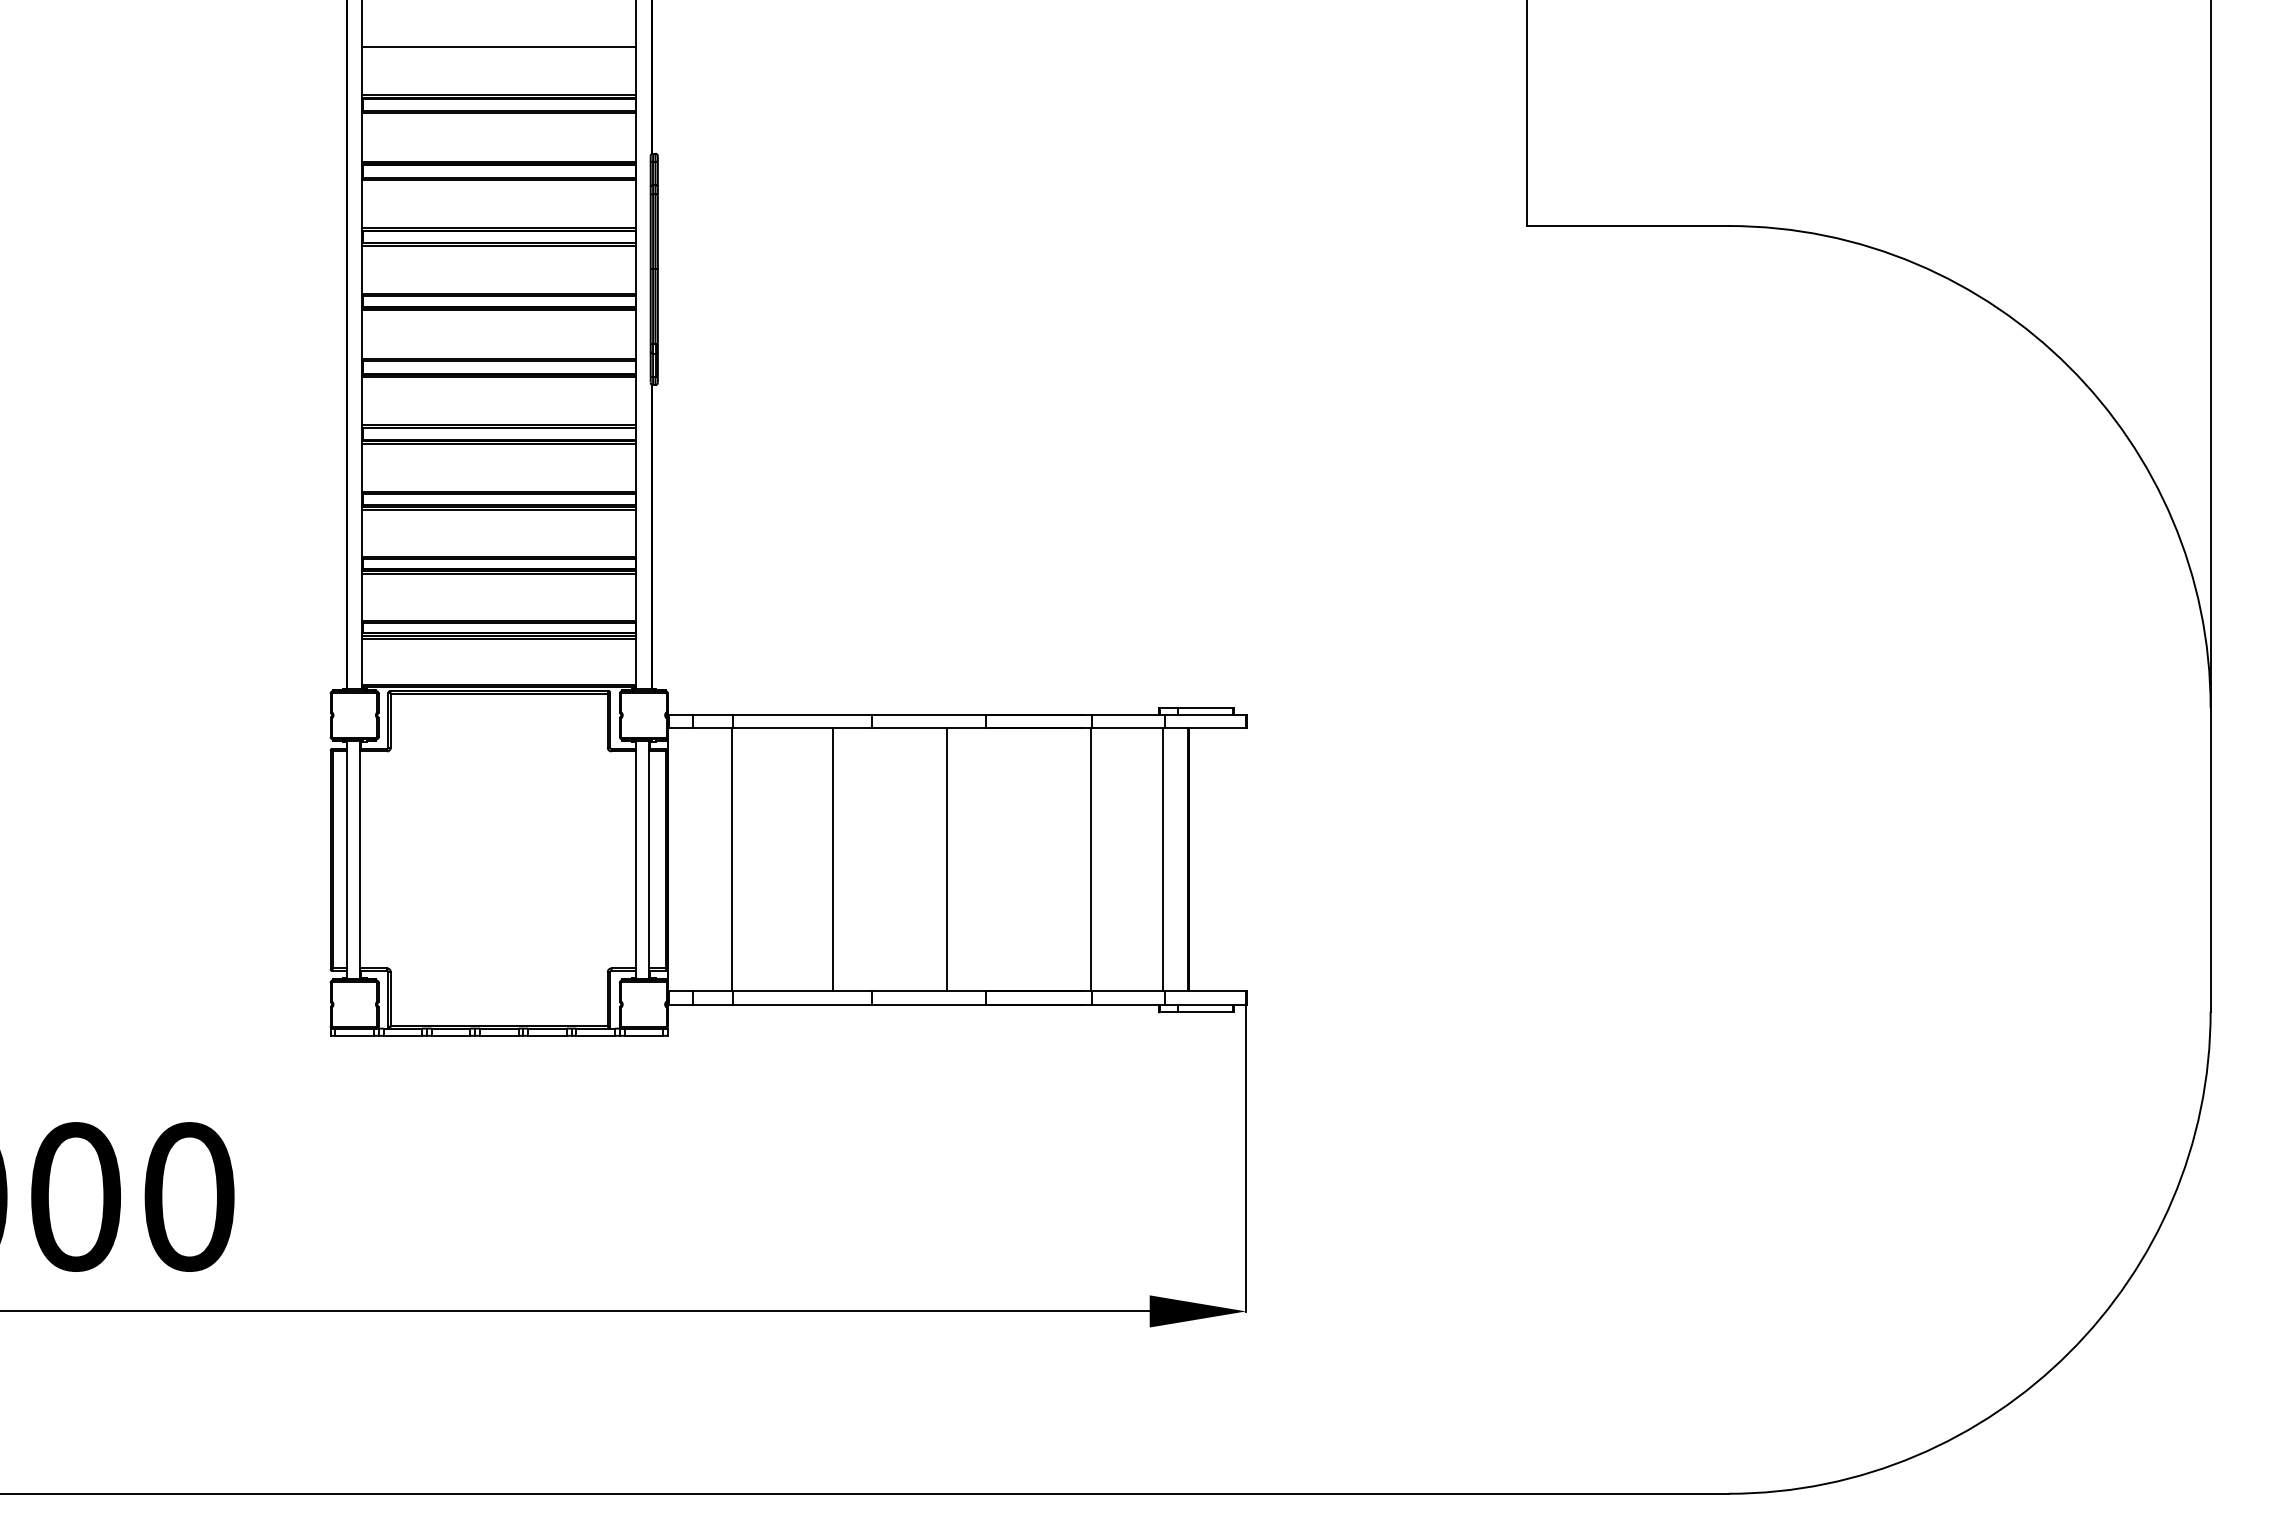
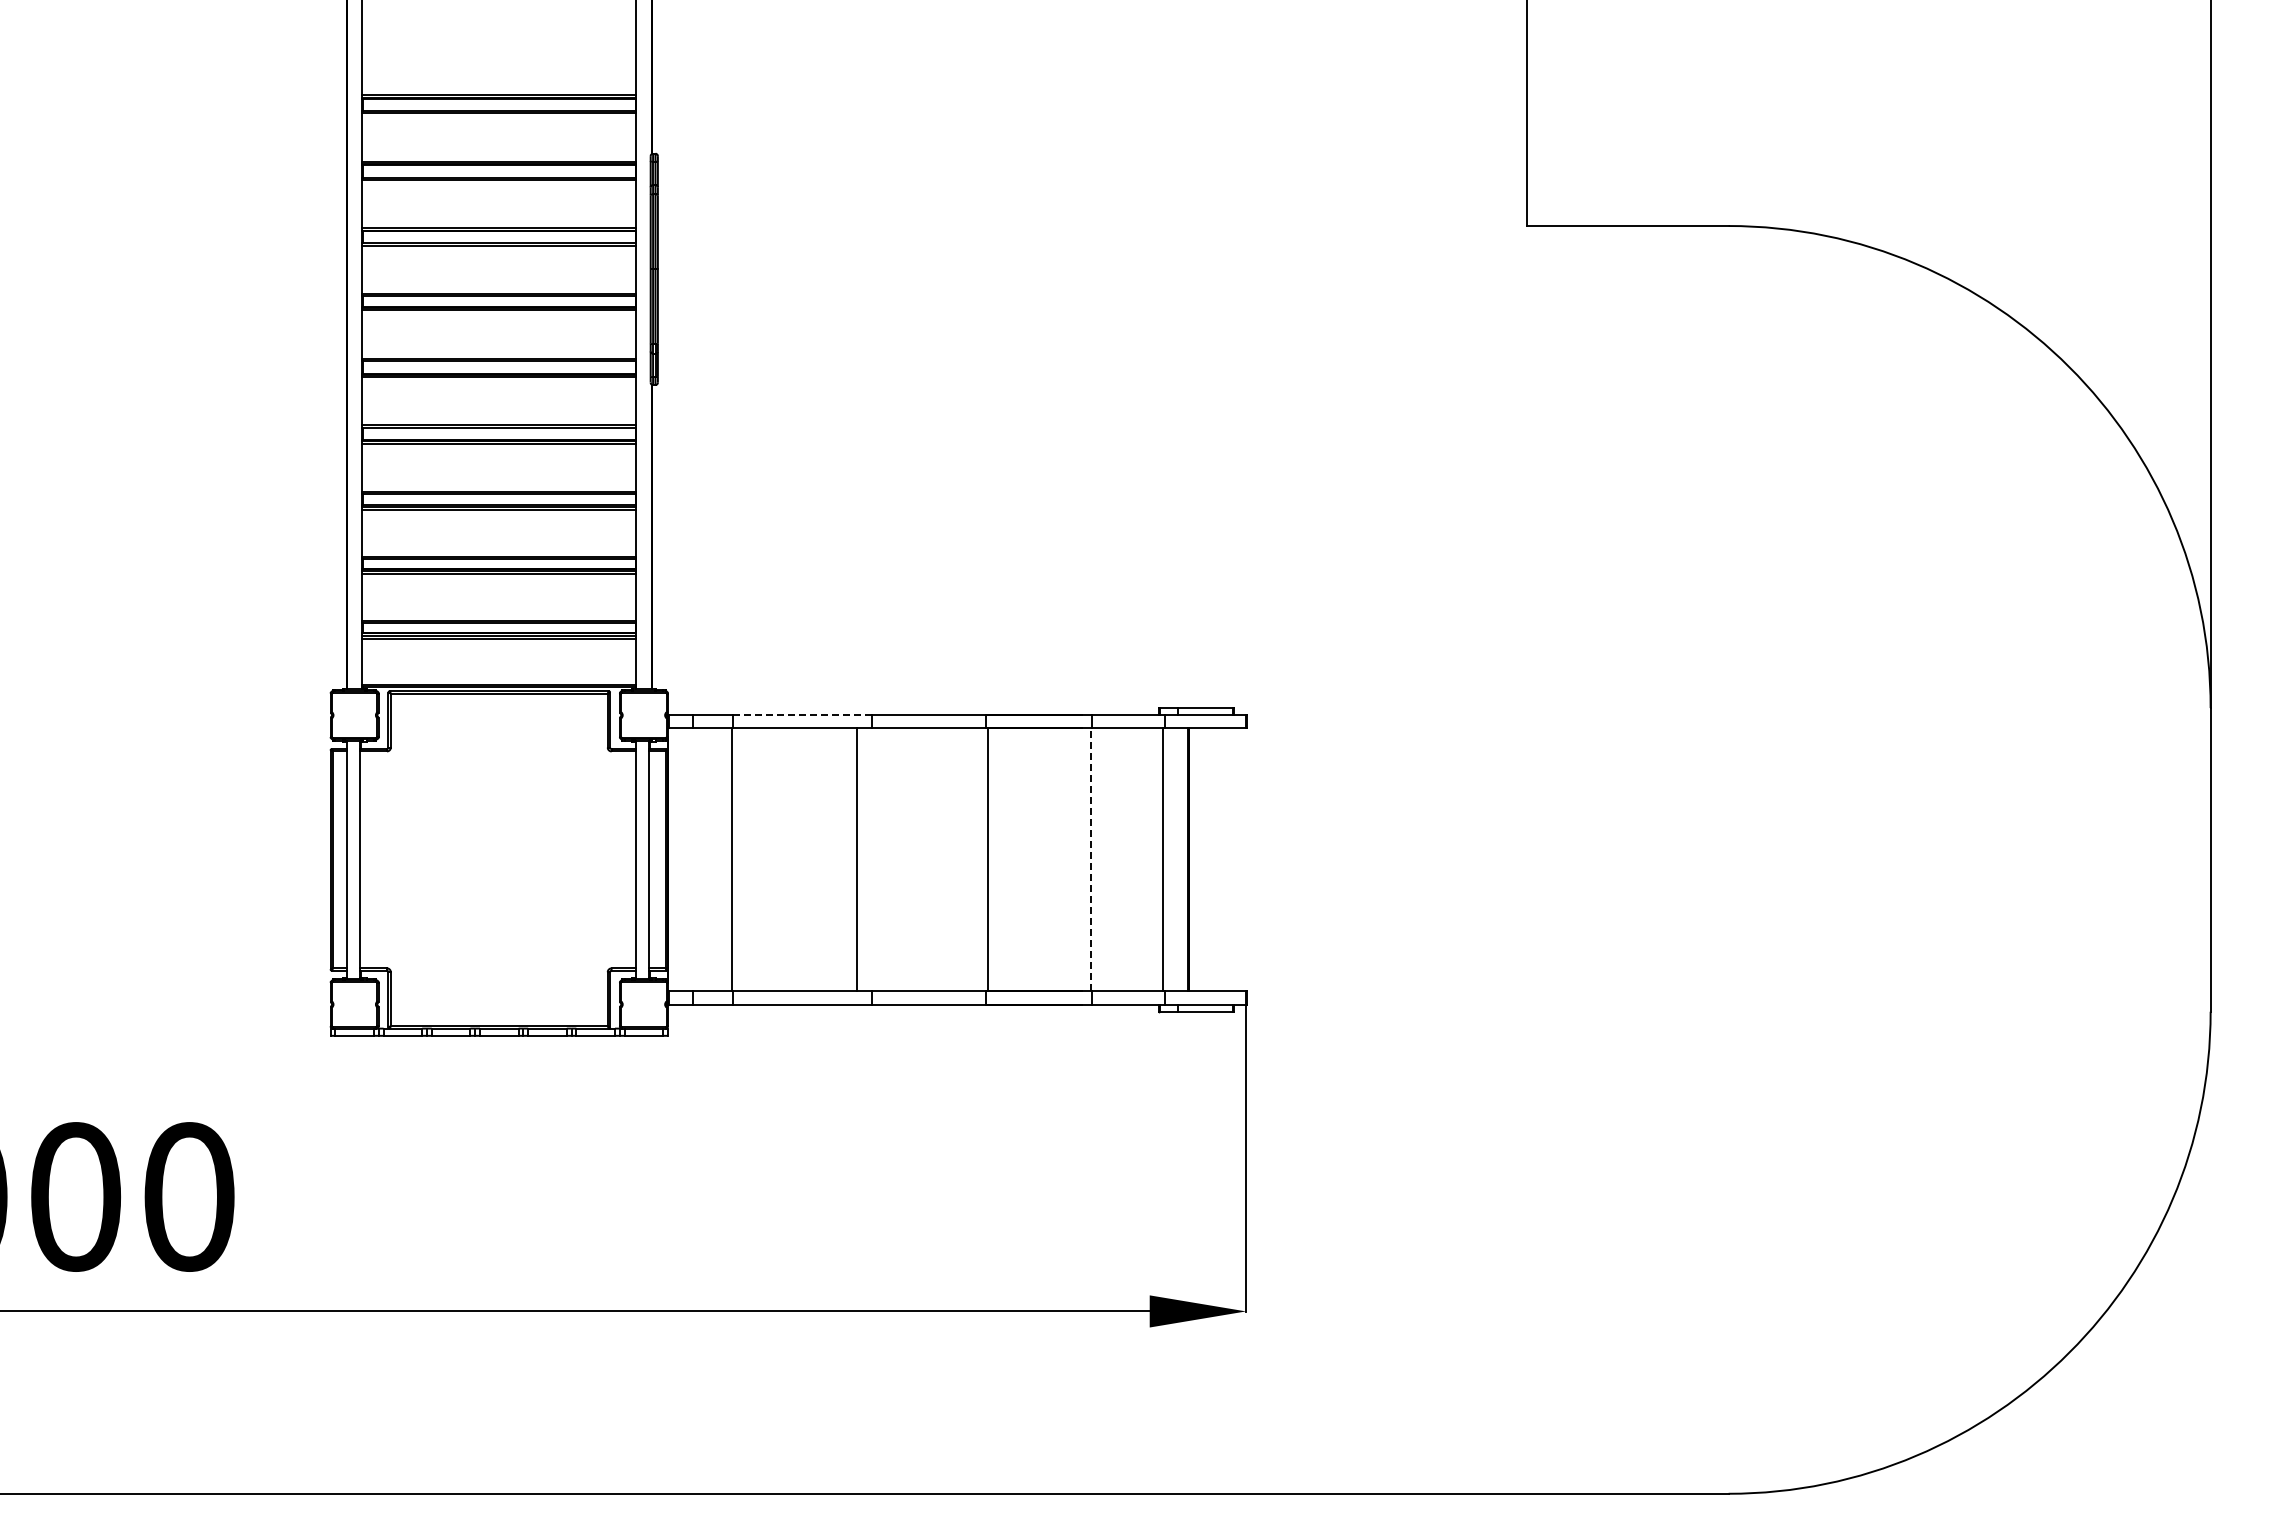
line: present -> none (499, 47)
line: solid -> dashed (801, 715)
line position: (832, 859) -> (856, 859) (856, 859)
line position: (947, 859) -> (988, 859) (988, 859)
line: solid -> dashed (1091, 859)
